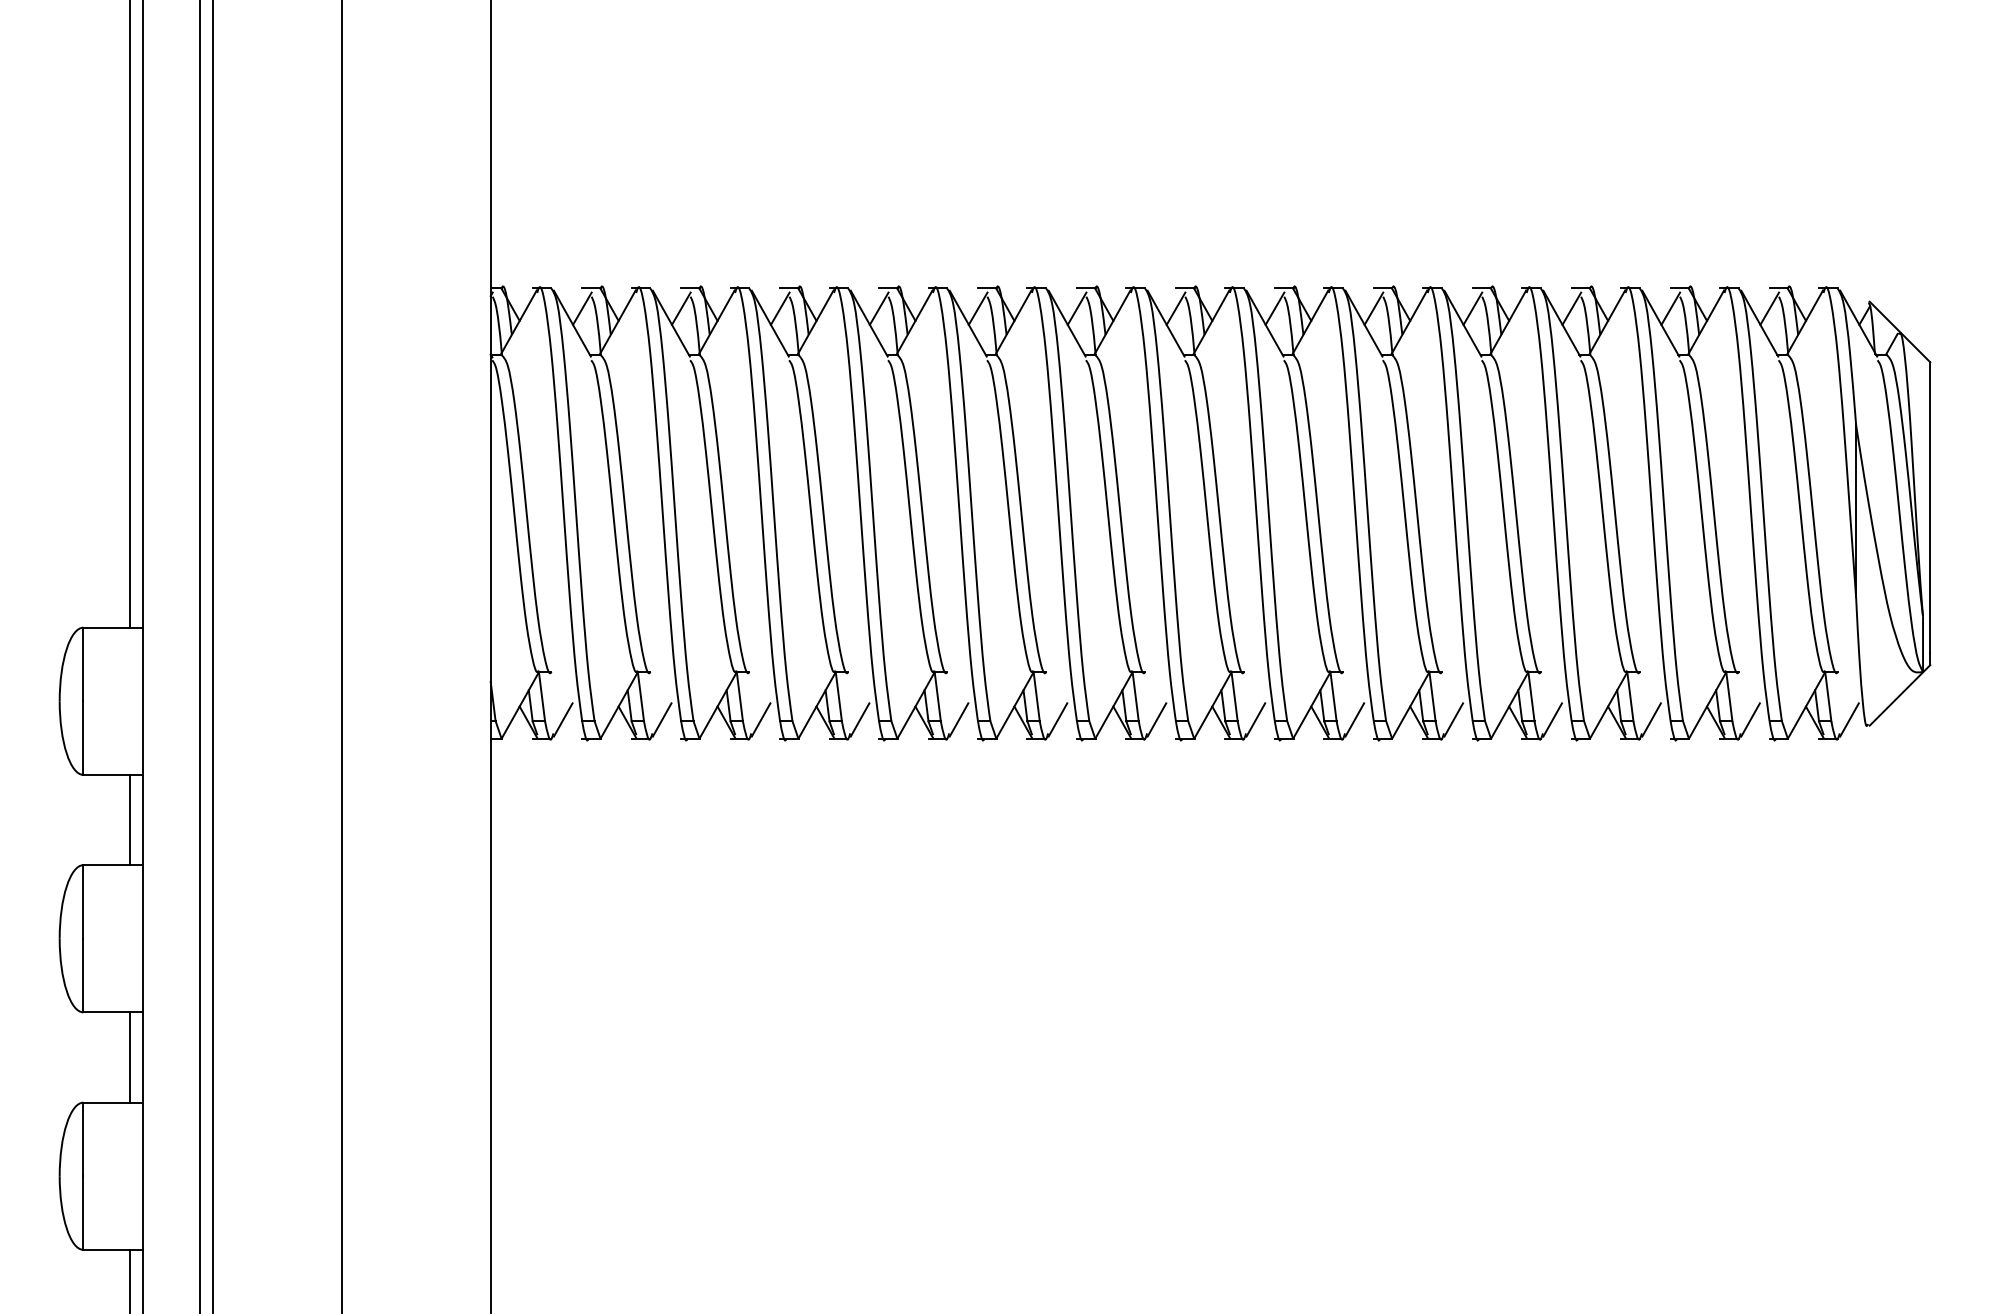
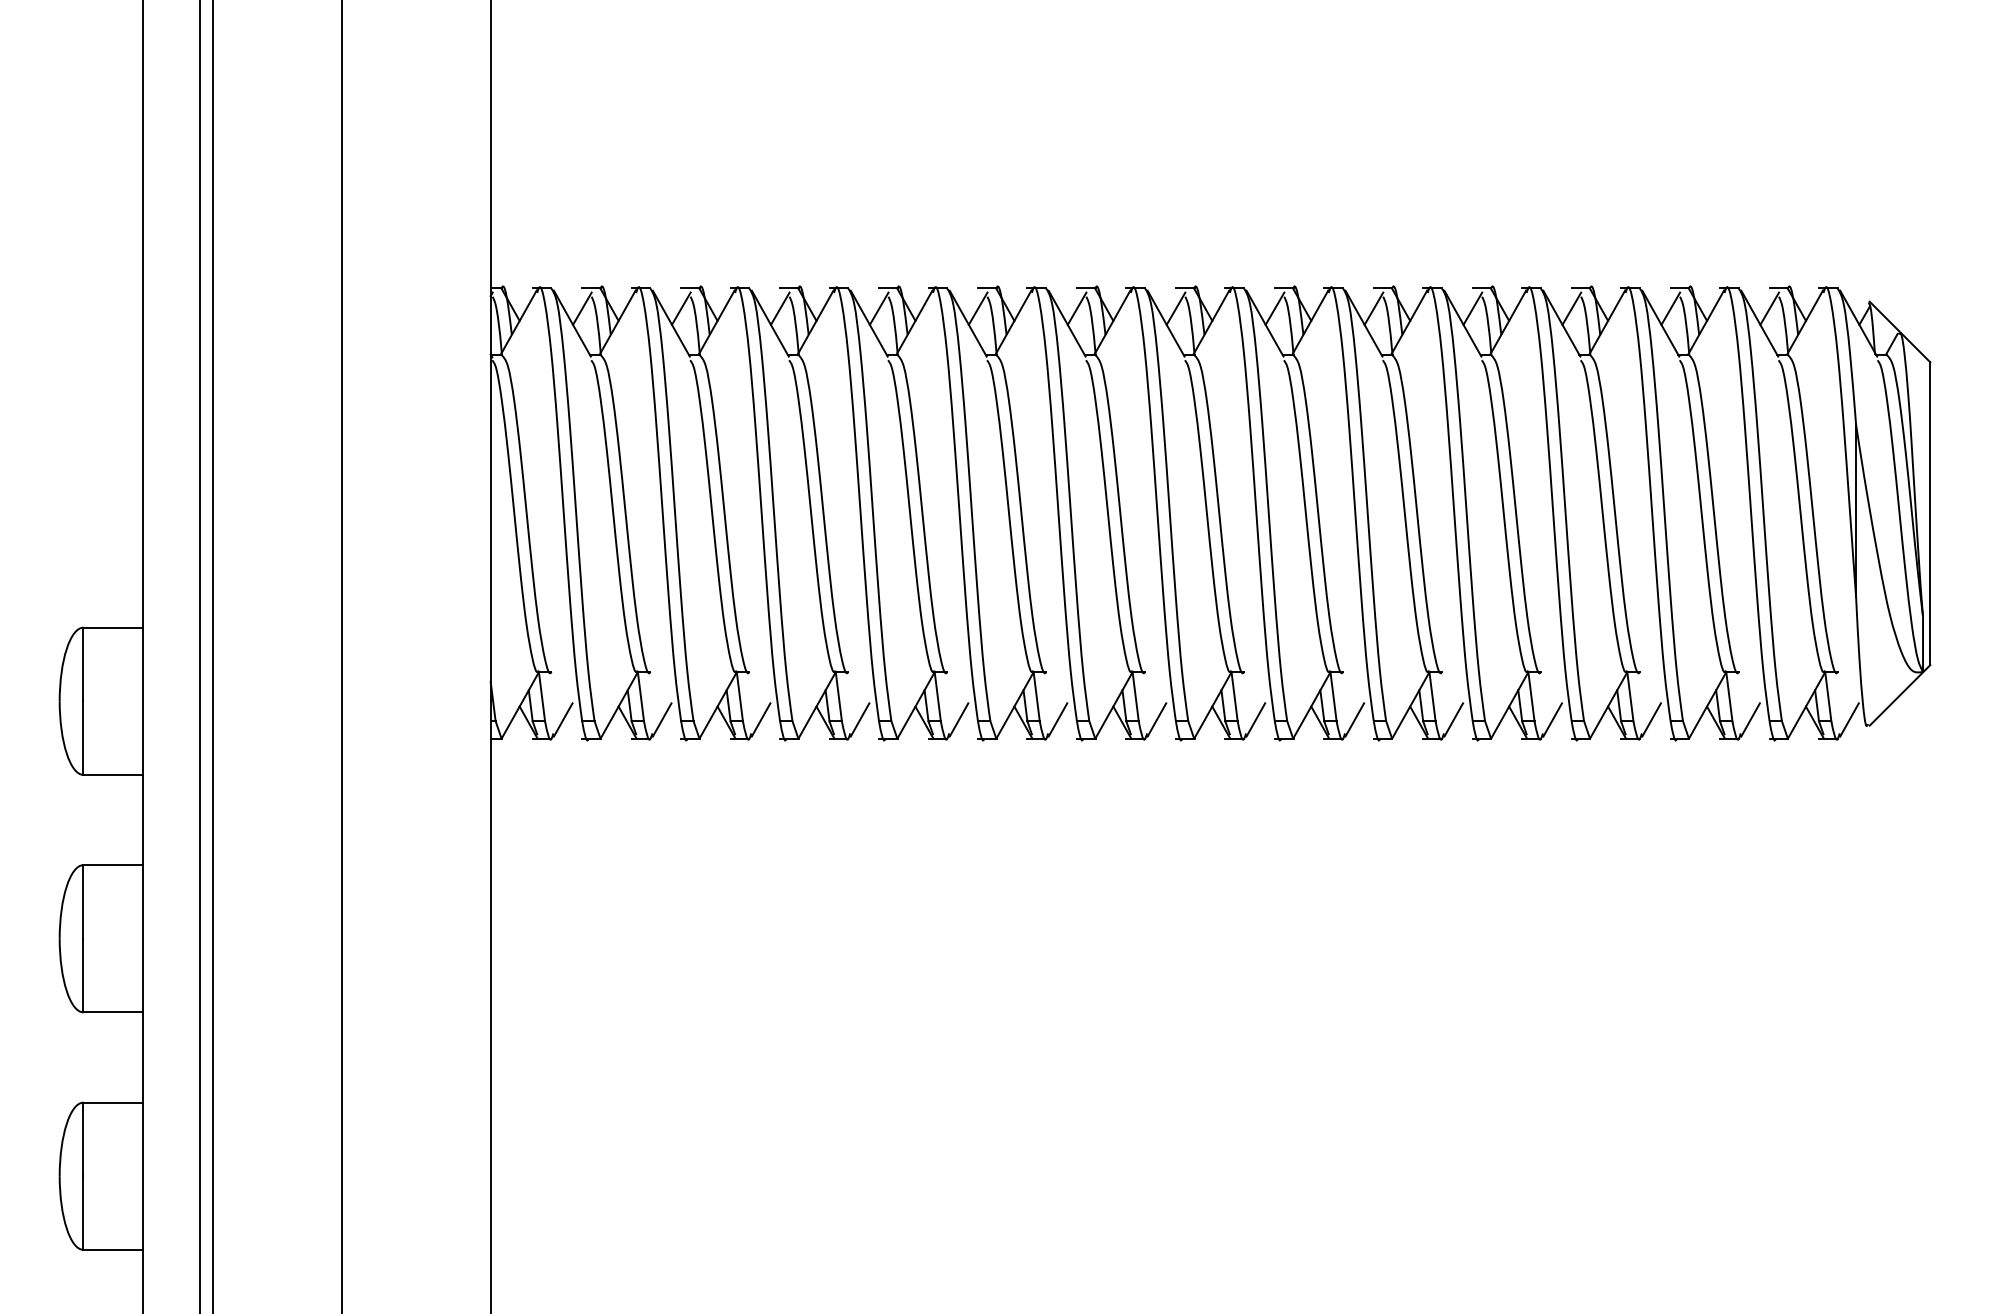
line: present -> none (130, 314)
line: present -> none (130, 819)
line: present -> none (130, 1057)
line: present -> none (130, 1279)
